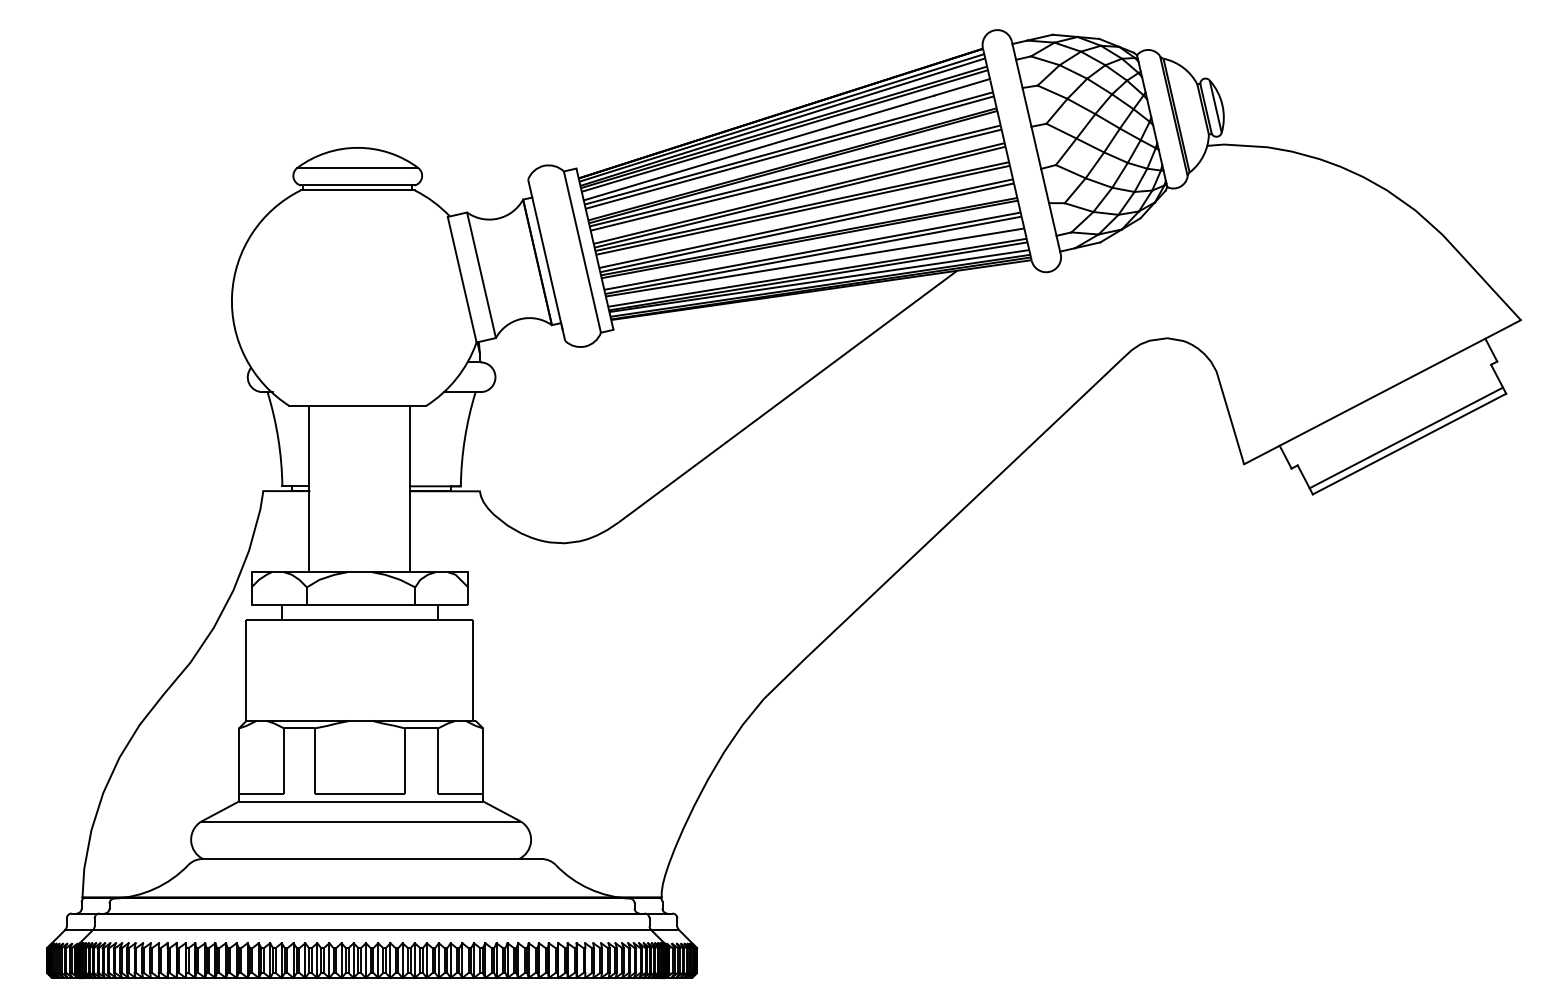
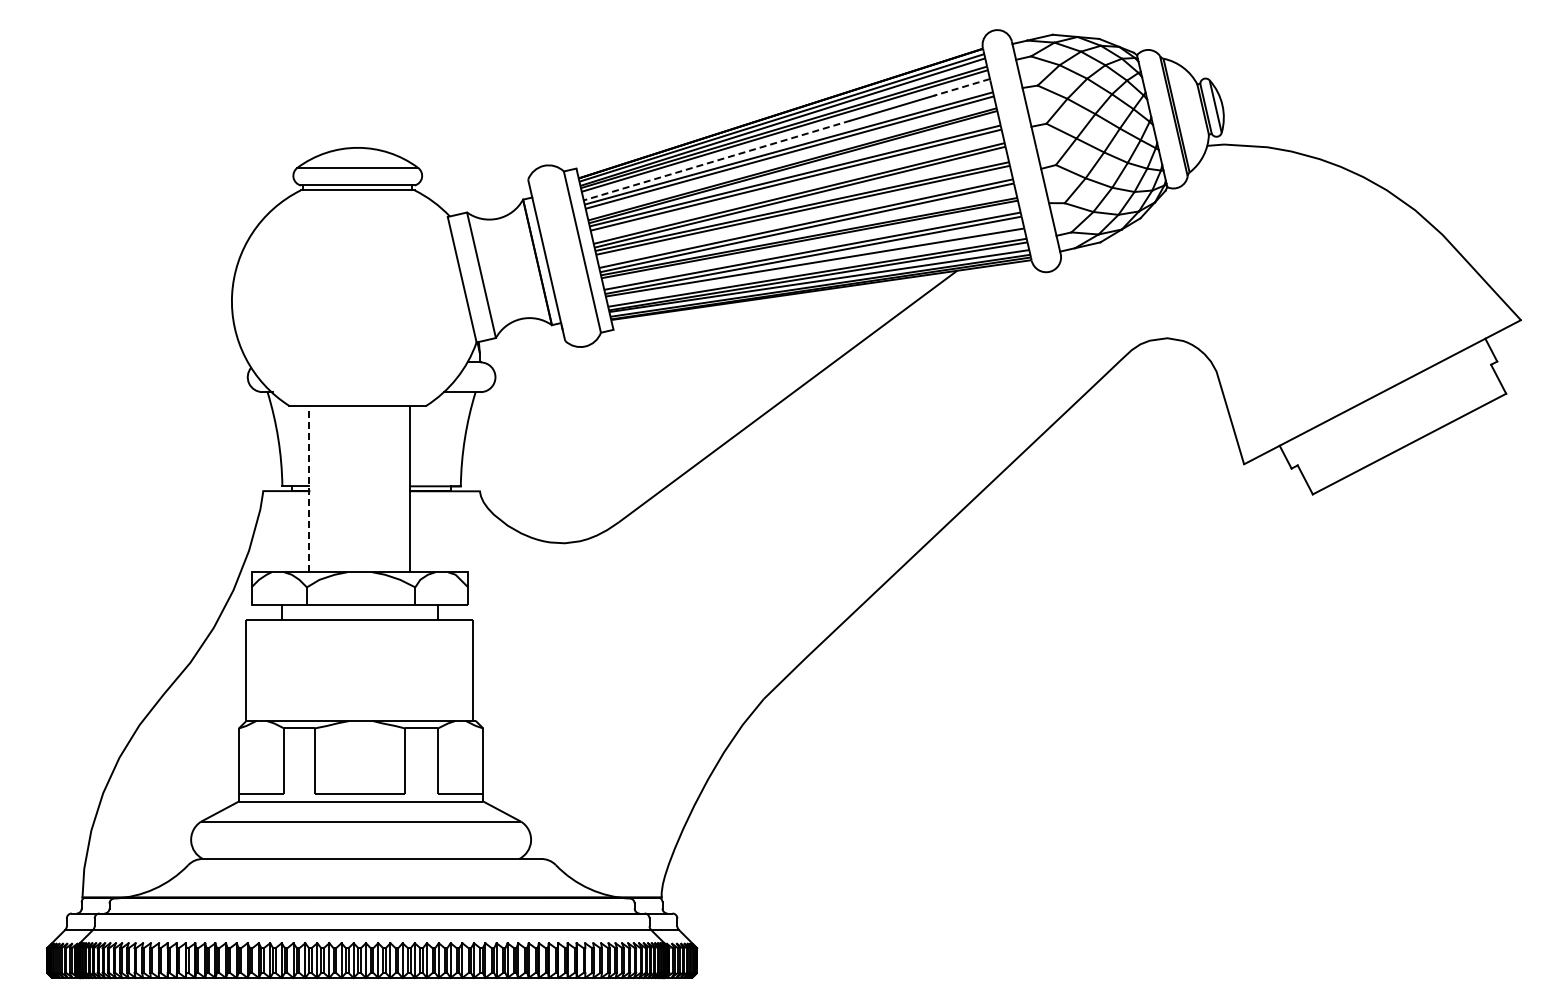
line: solid -> dashed (961, 87)
line: solid -> dashed (716, 160)
line: present -> none (1406, 437)
line: solid -> dashed (309, 488)
